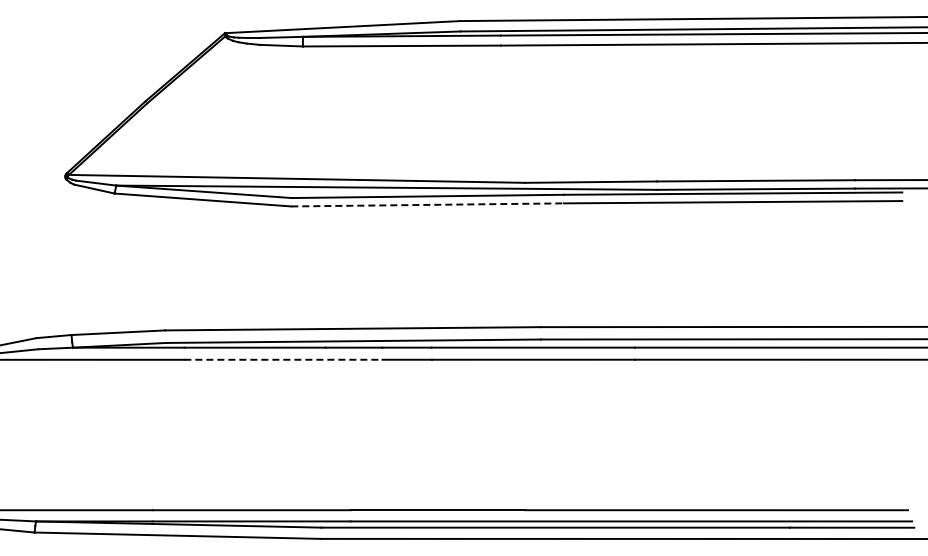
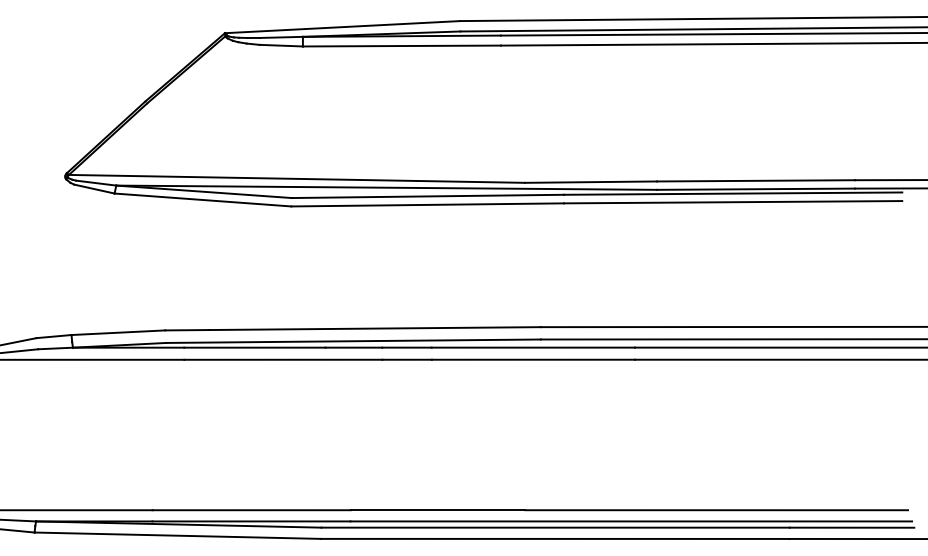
line: dashed -> solid (428, 204)
line: dashed -> solid (283, 359)
